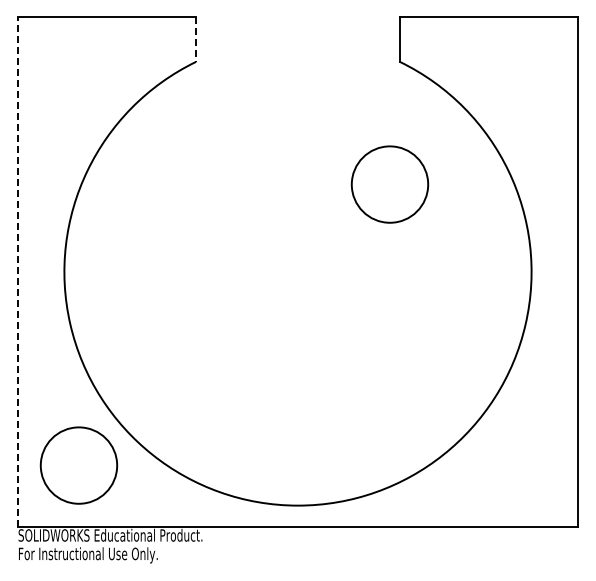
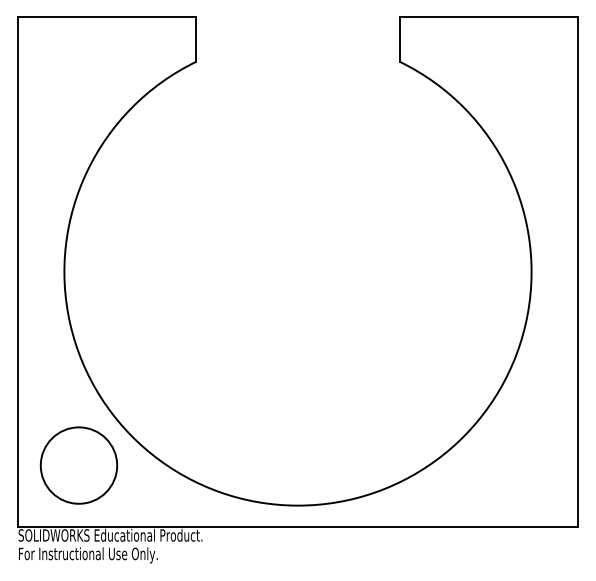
line: dashed -> solid (196, 40)
circle: present -> none (389, 184)
line: dashed -> solid (17, 272)
